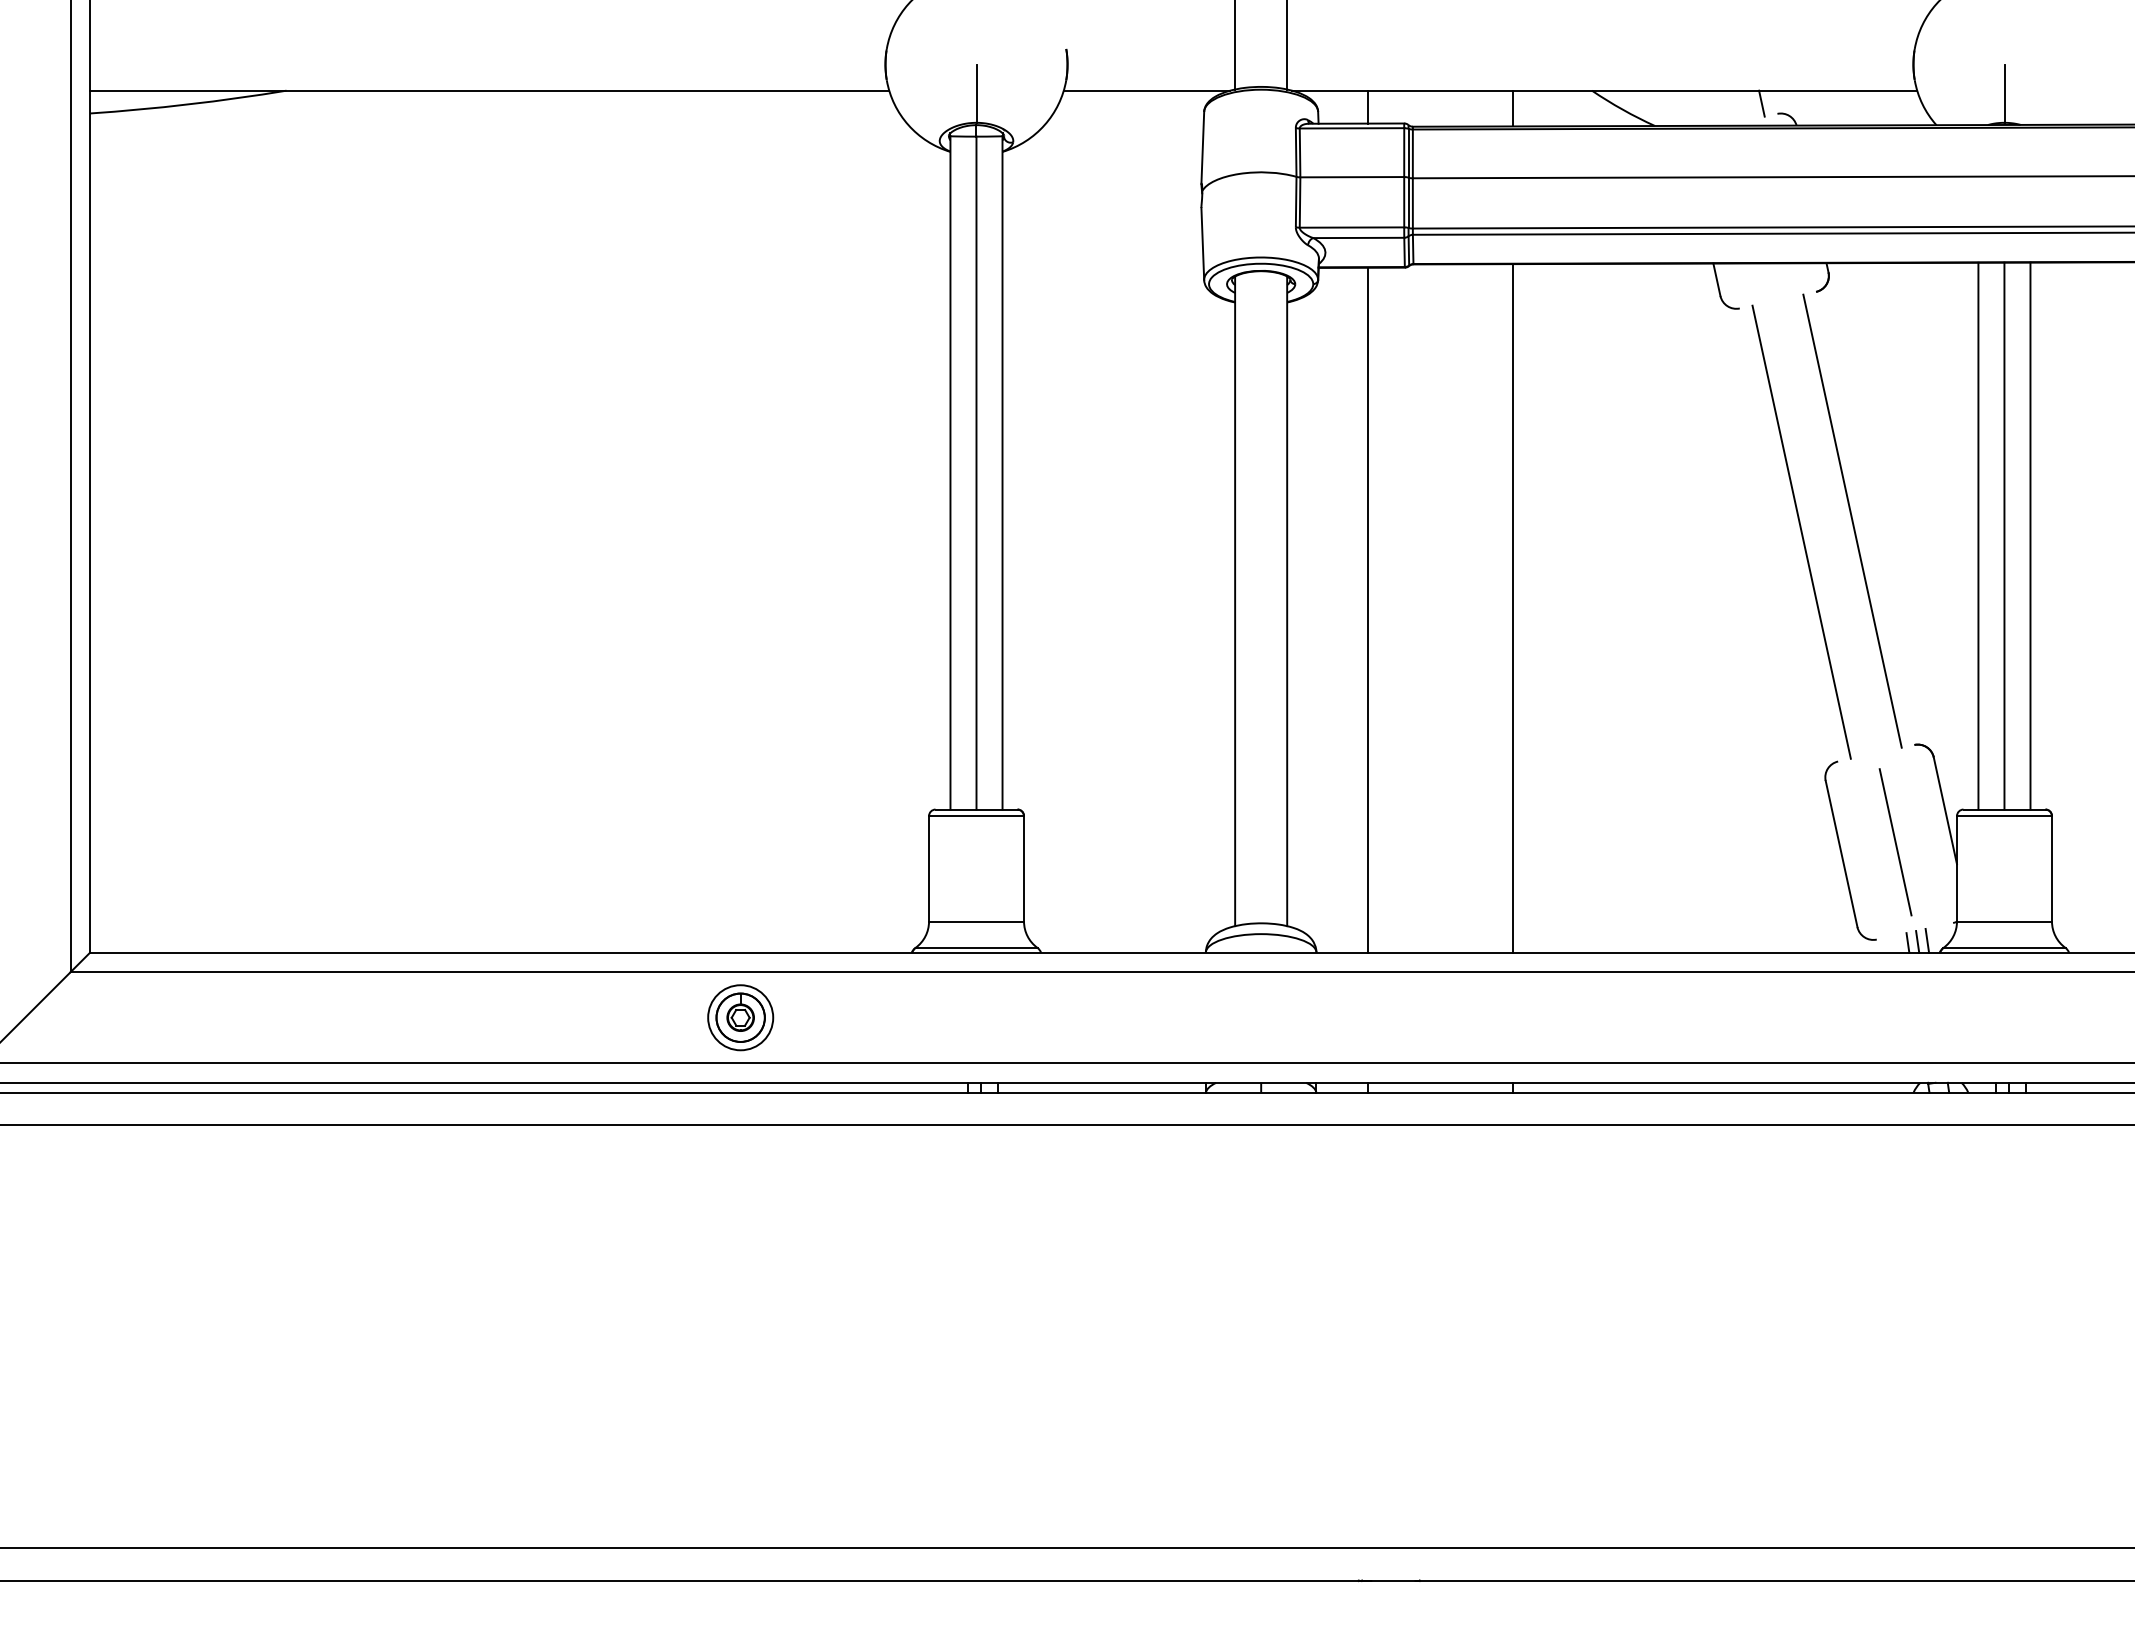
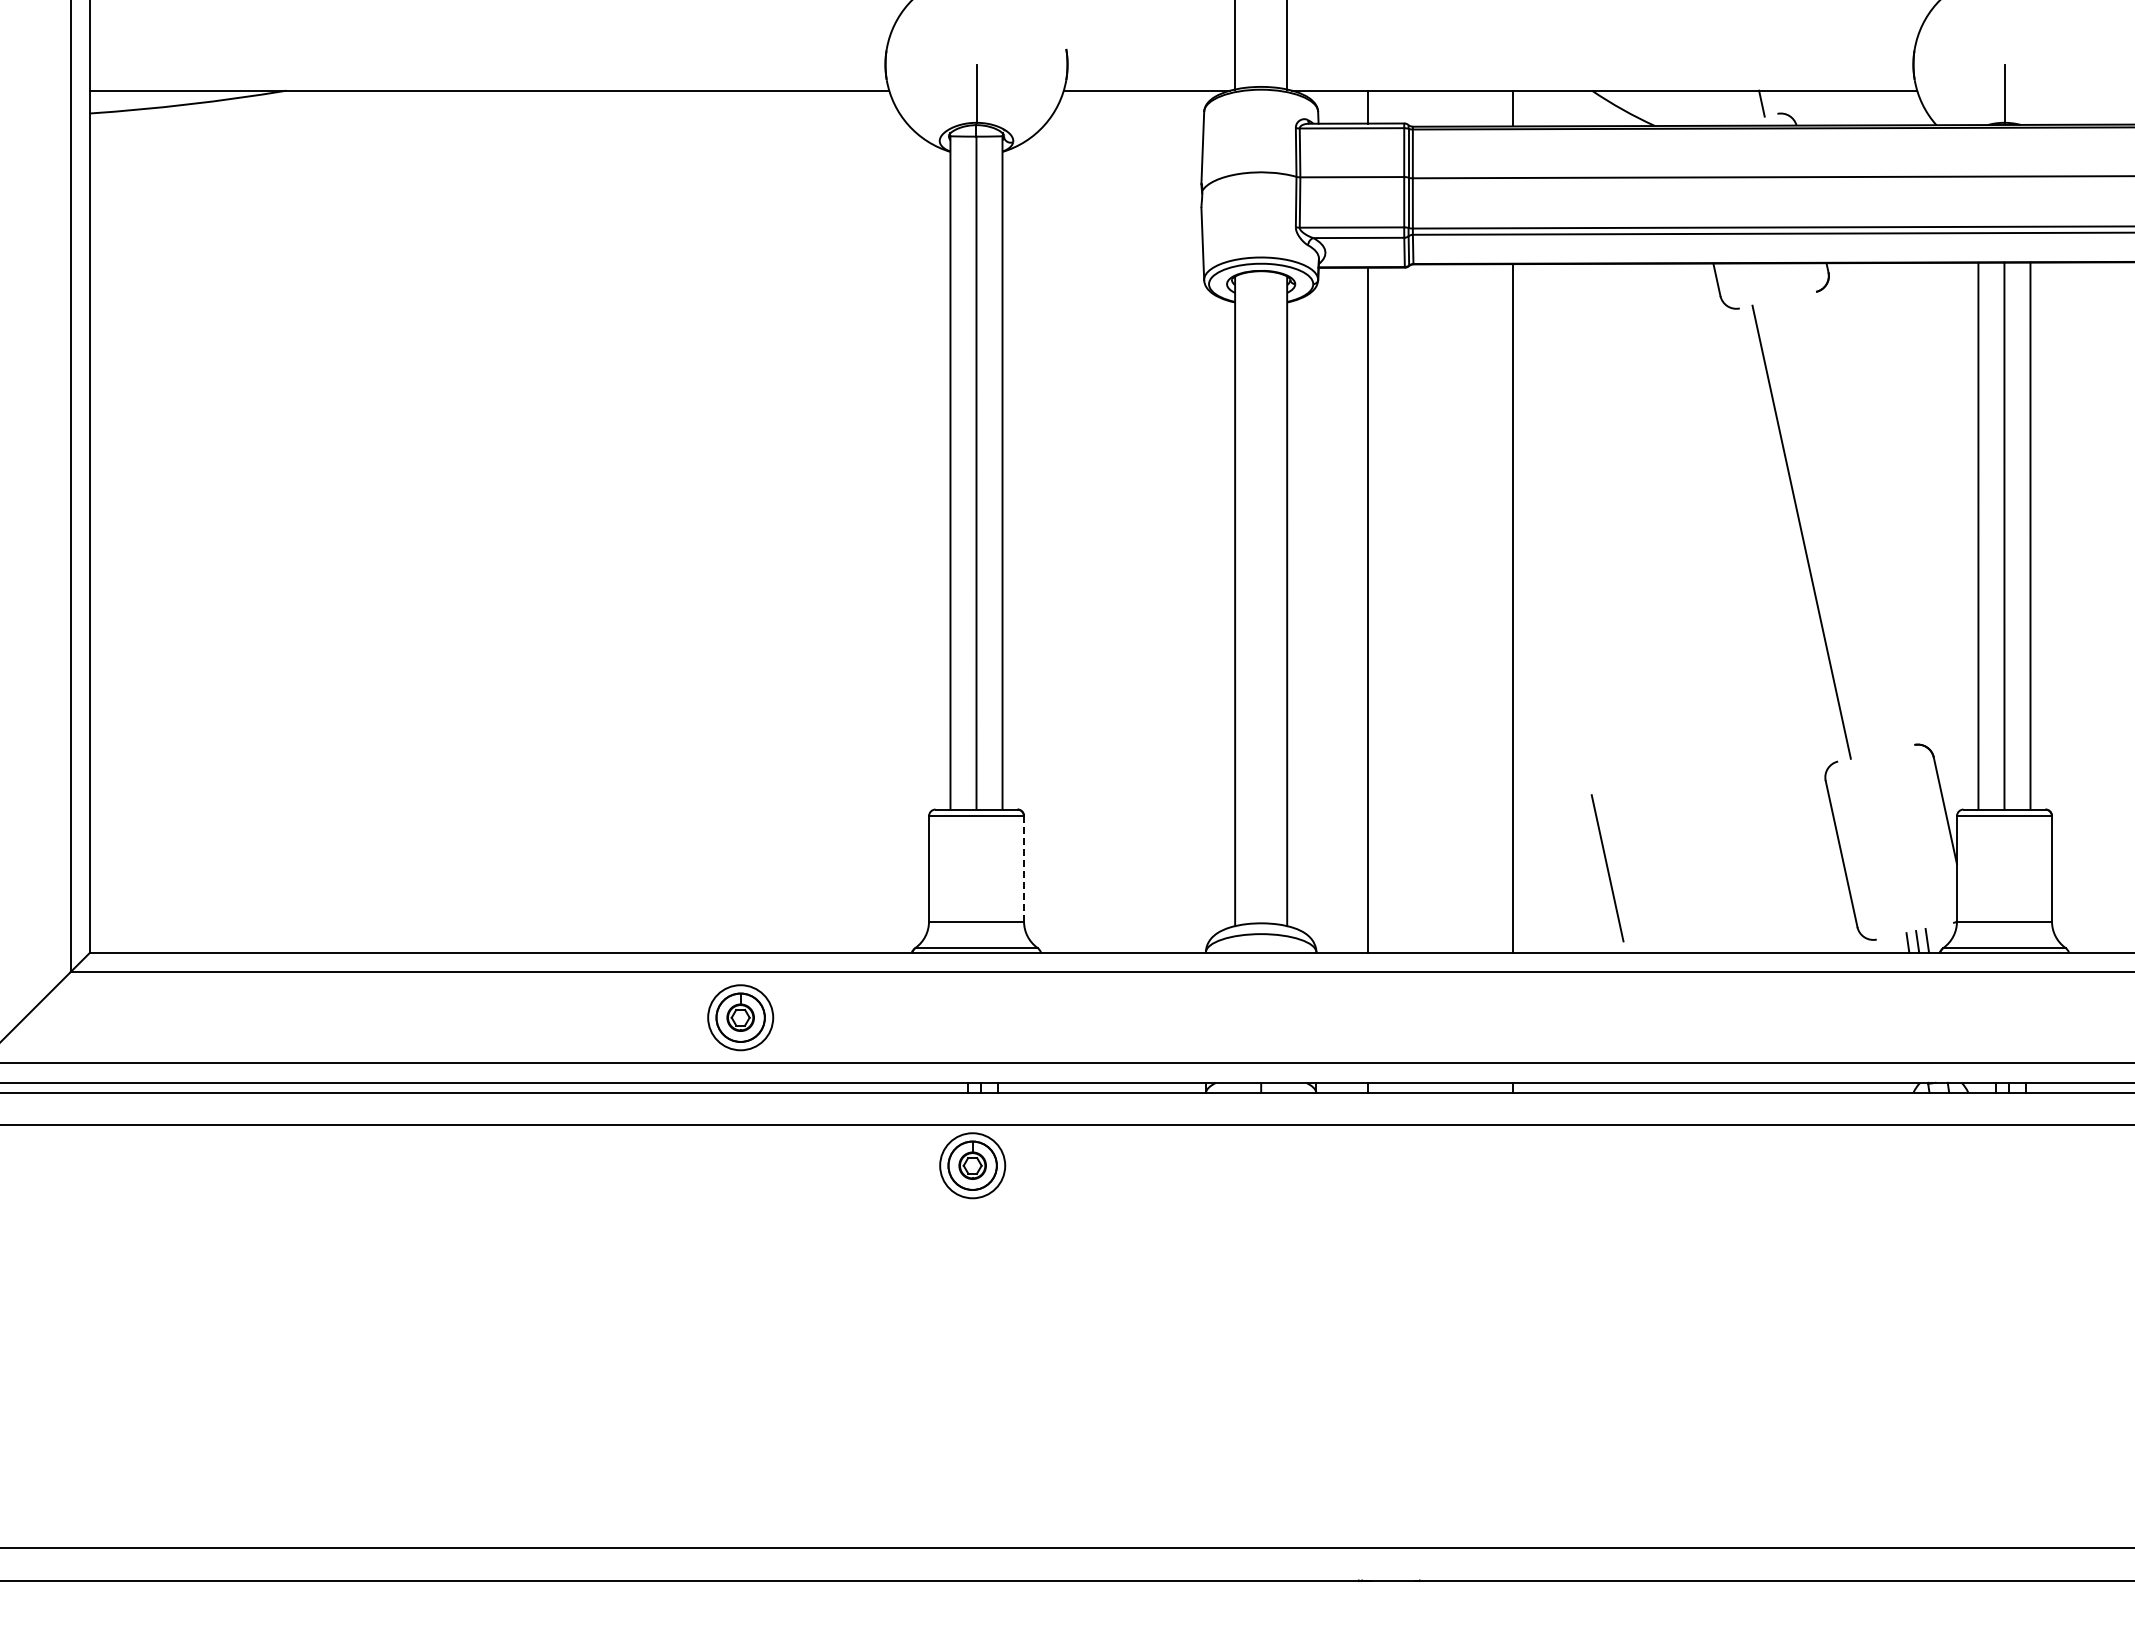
line: present -> none (1852, 520)
line position: (1895, 842) -> (1607, 868) (1607, 868)
line: solid -> dashed (1024, 868)
part: none -> present (972, 1165)
